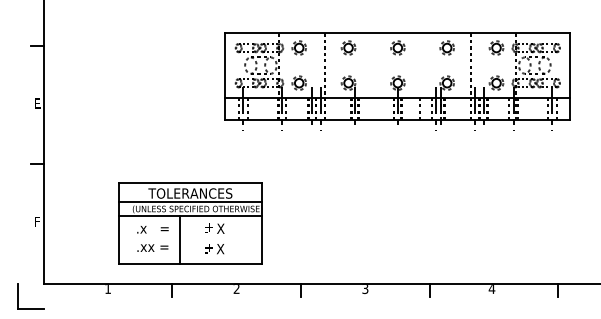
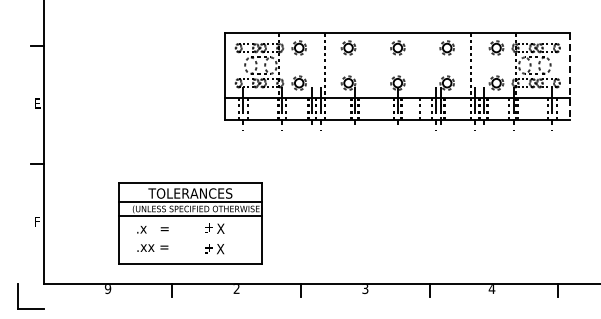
line: solid -> dashed (570, 77)
line: present -> none (180, 239)
text: 1 -> 9 (108, 289)
